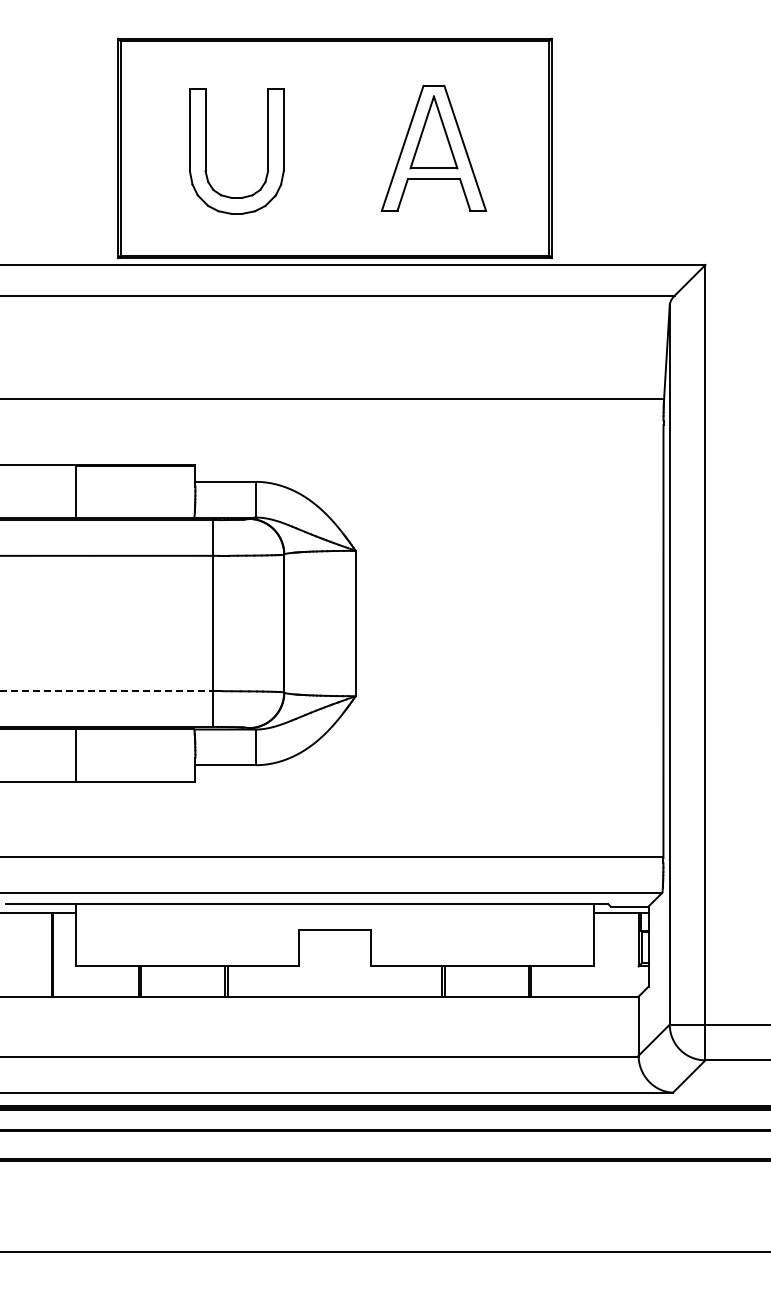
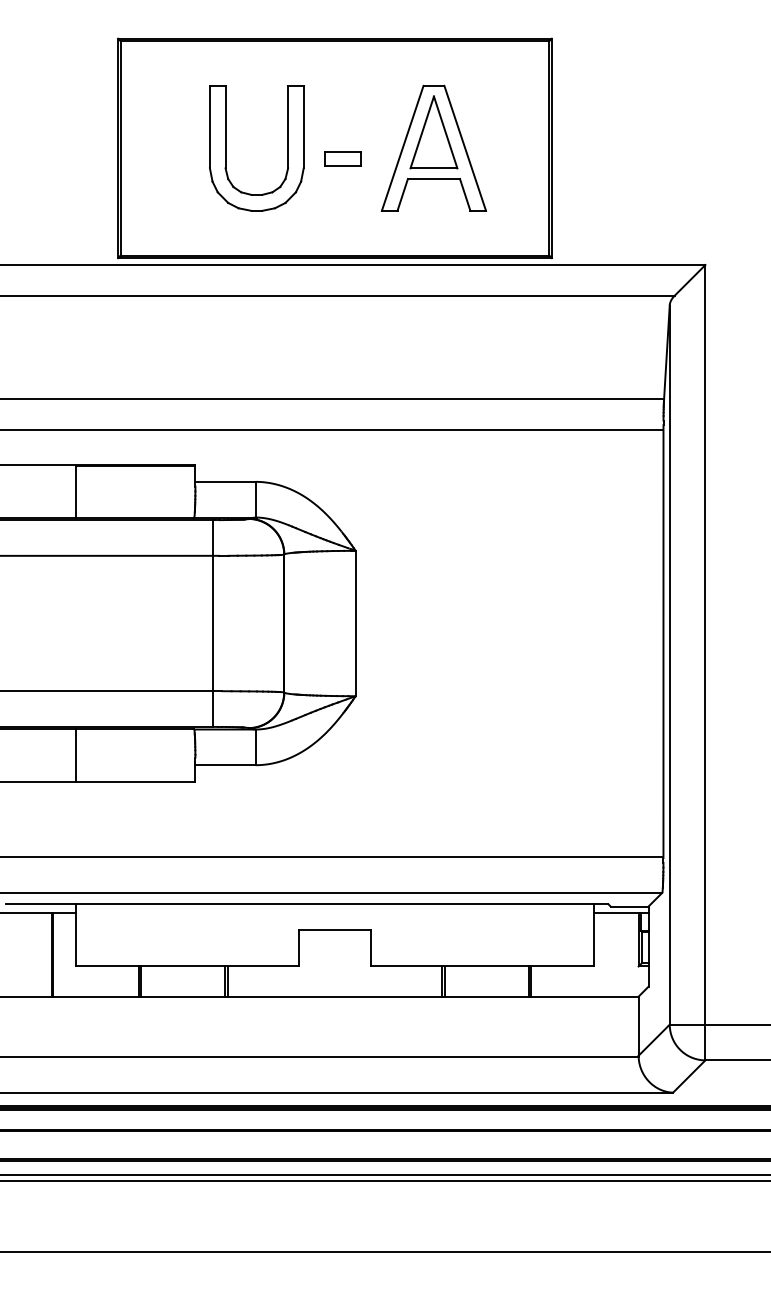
part position: (206, 151) -> (226, 148) (226, 148)
part: none -> present (342, 158)
line: none -> present (332, 430)
line: dashed -> solid (106, 691)
line: none -> present (384, 1175)
line: none -> present (384, 1180)
